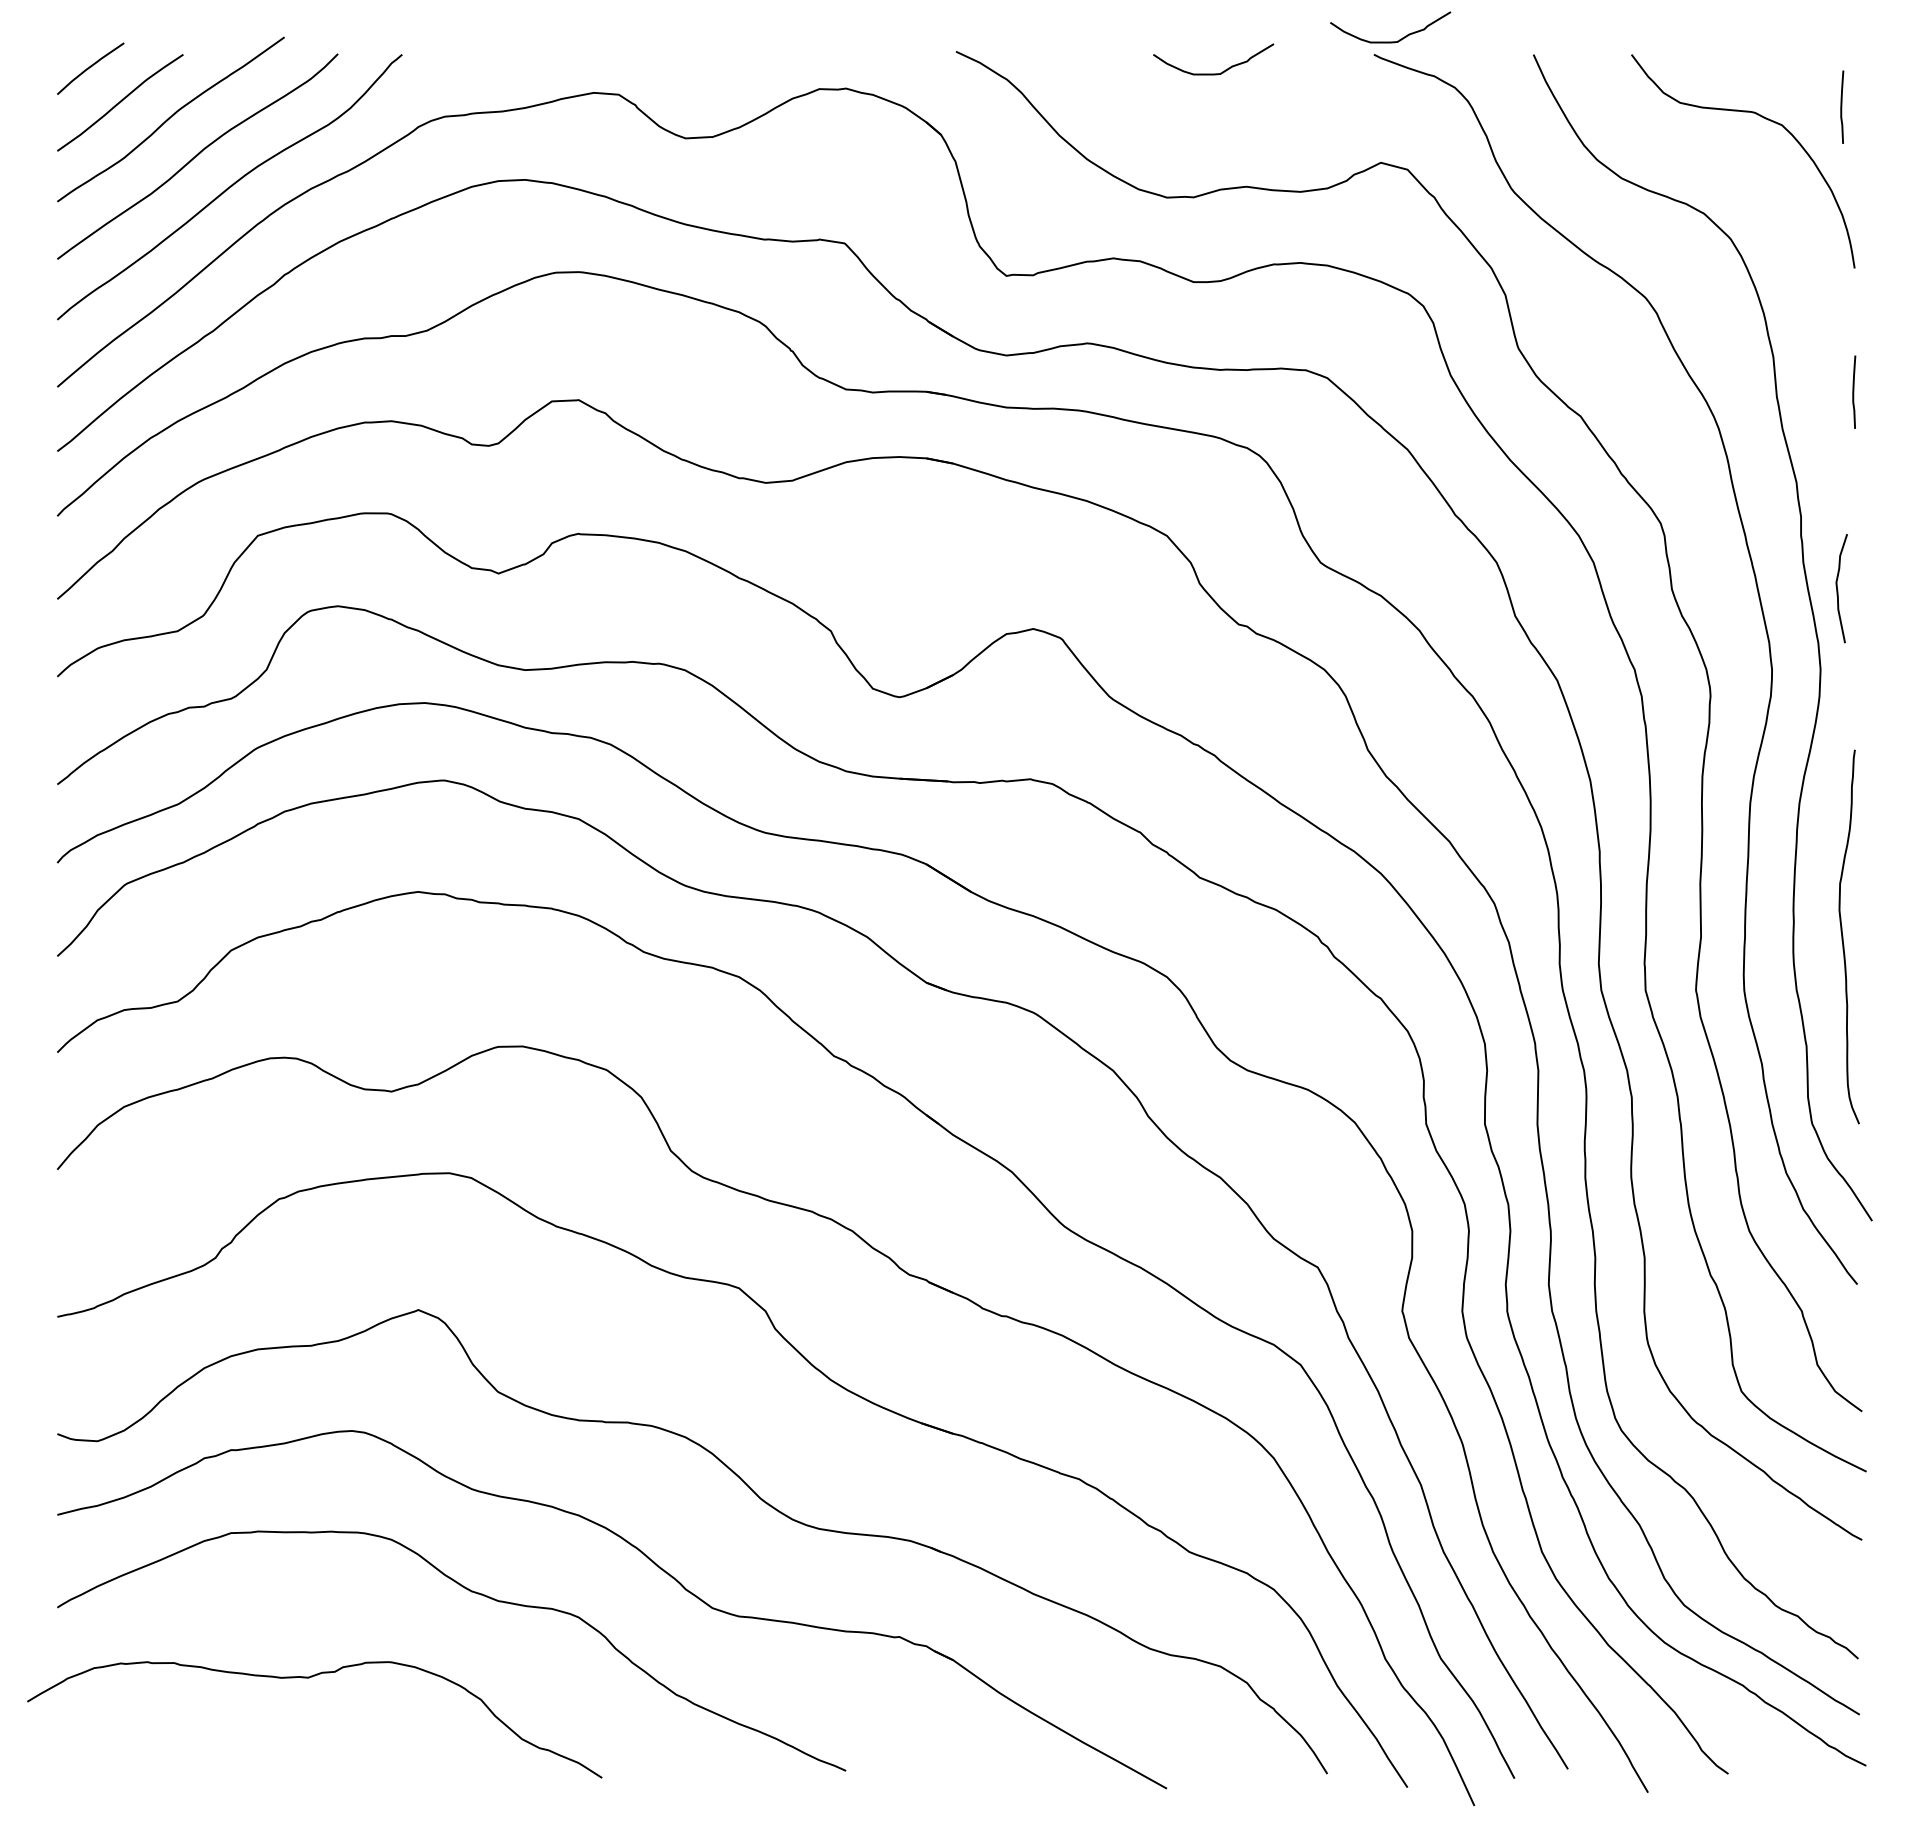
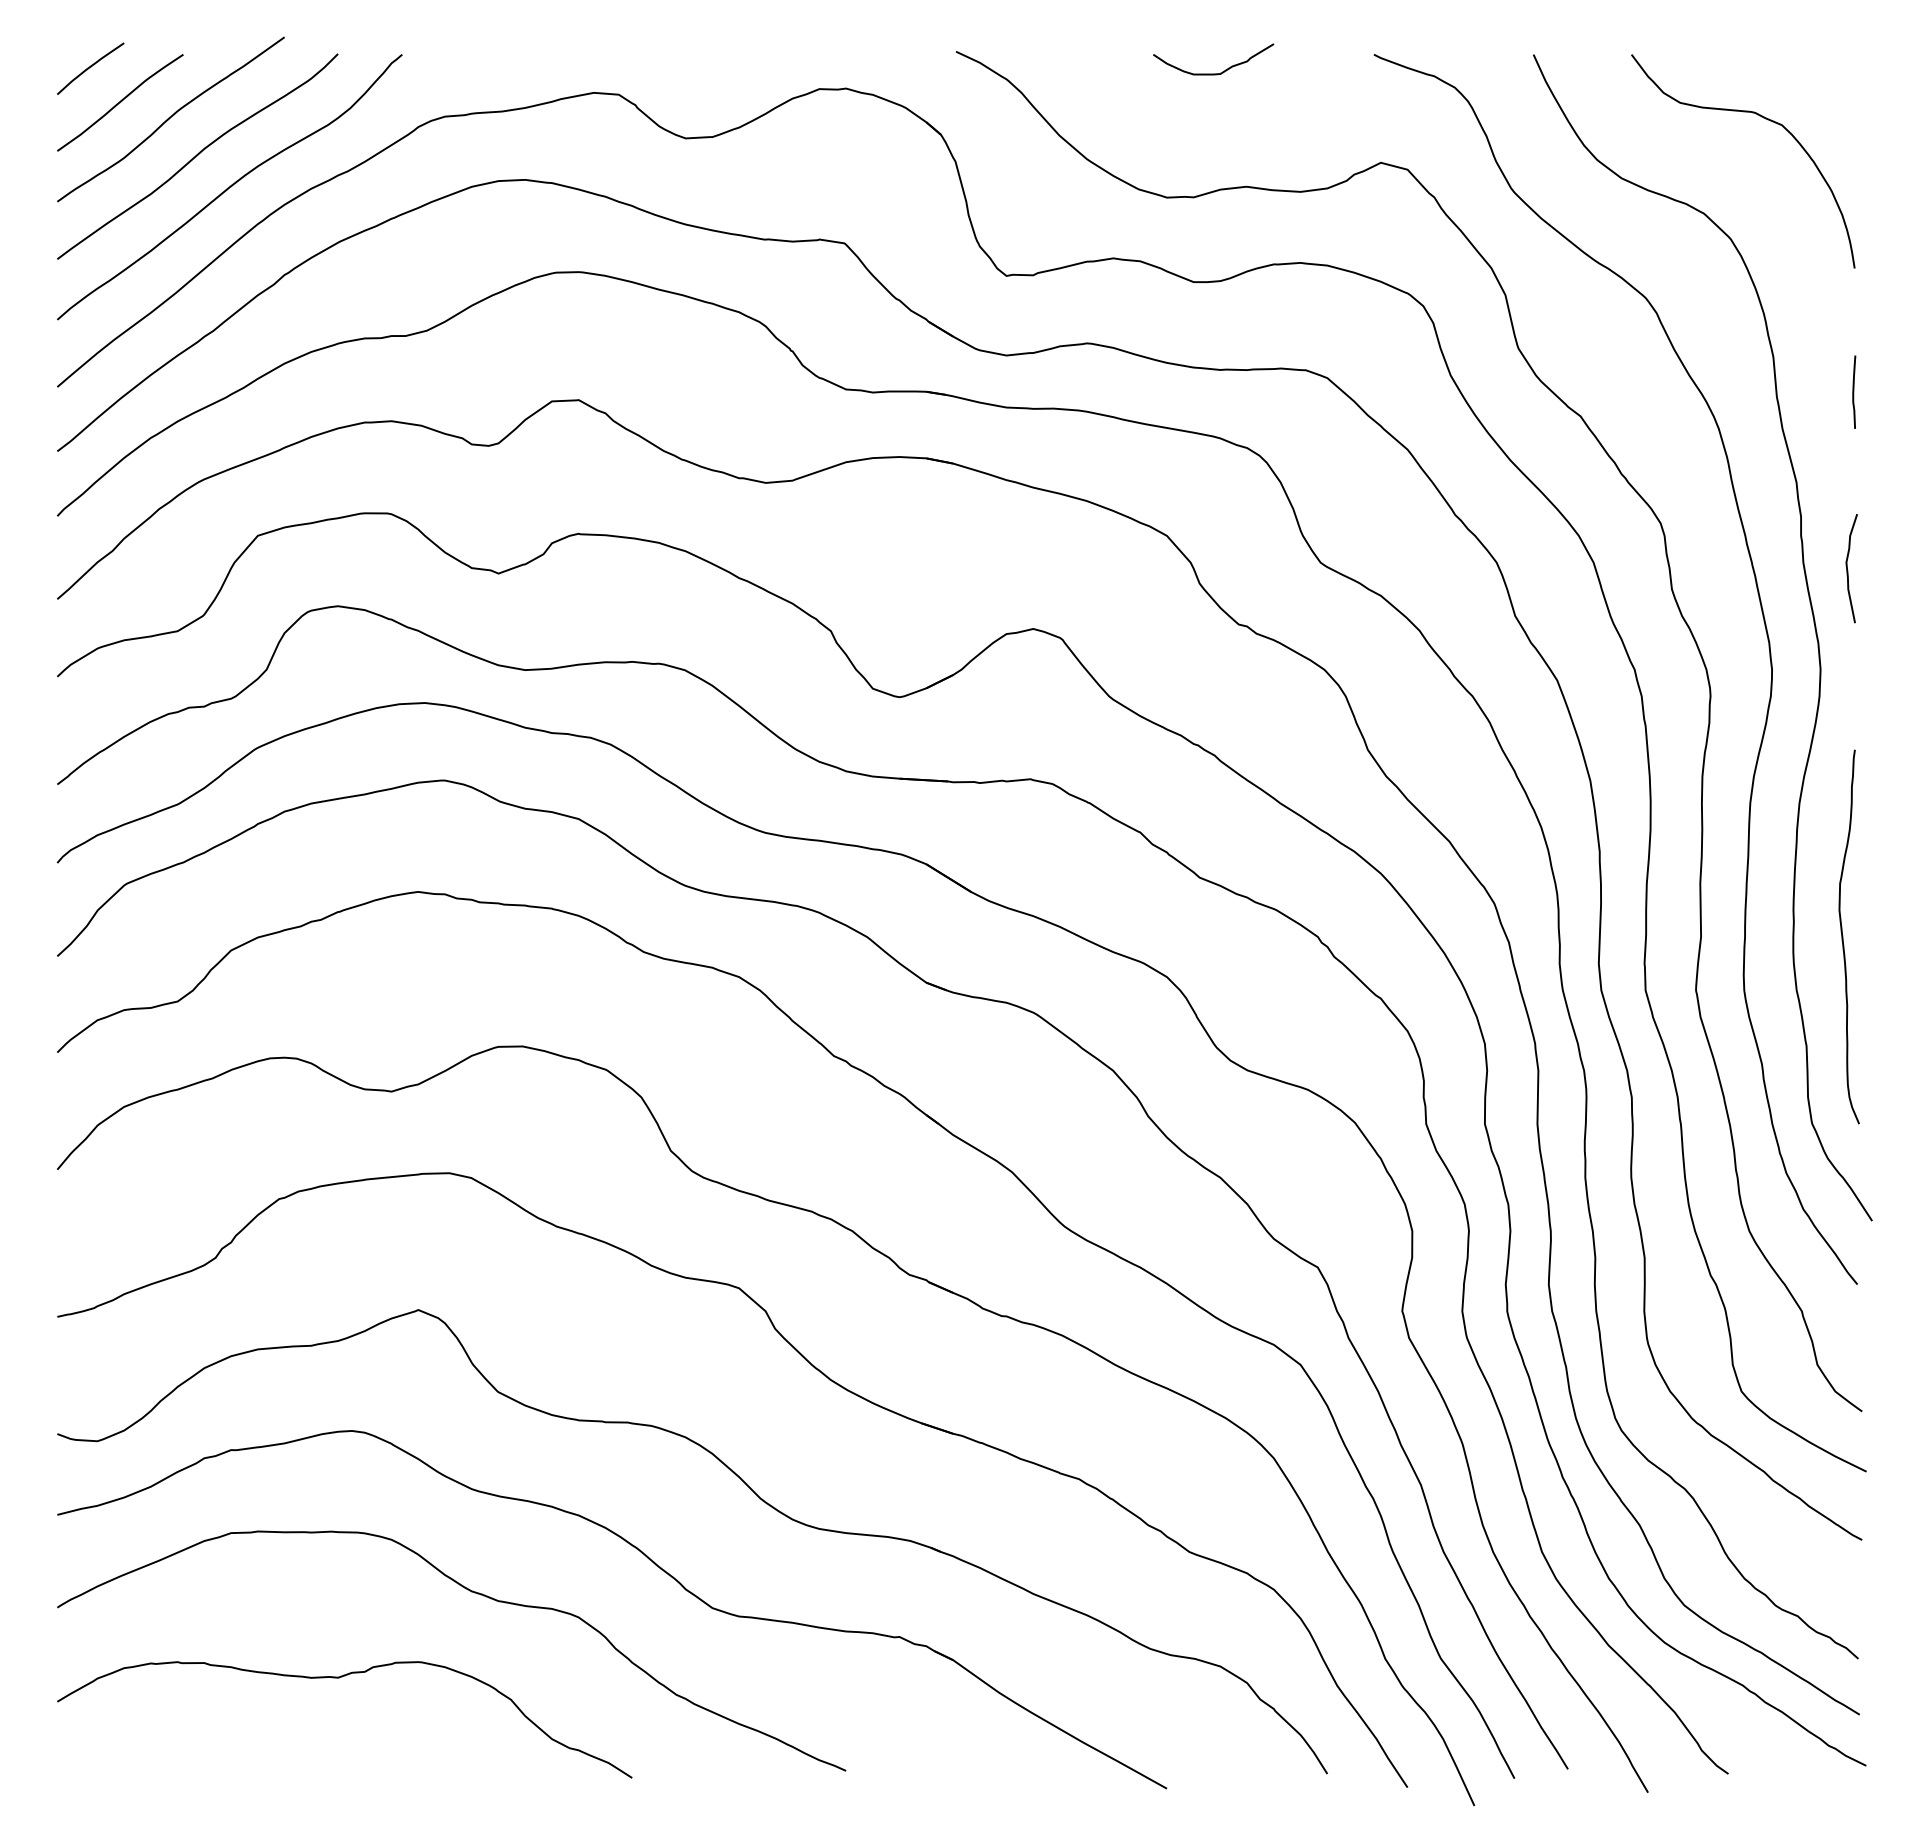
curve: present -> none (1390, 41)
curve: present -> none (1842, 106)
curve position: (1838, 590) -> (1848, 570) (1848, 570)
curve position: (309, 1678) -> (339, 1678) (339, 1678)
